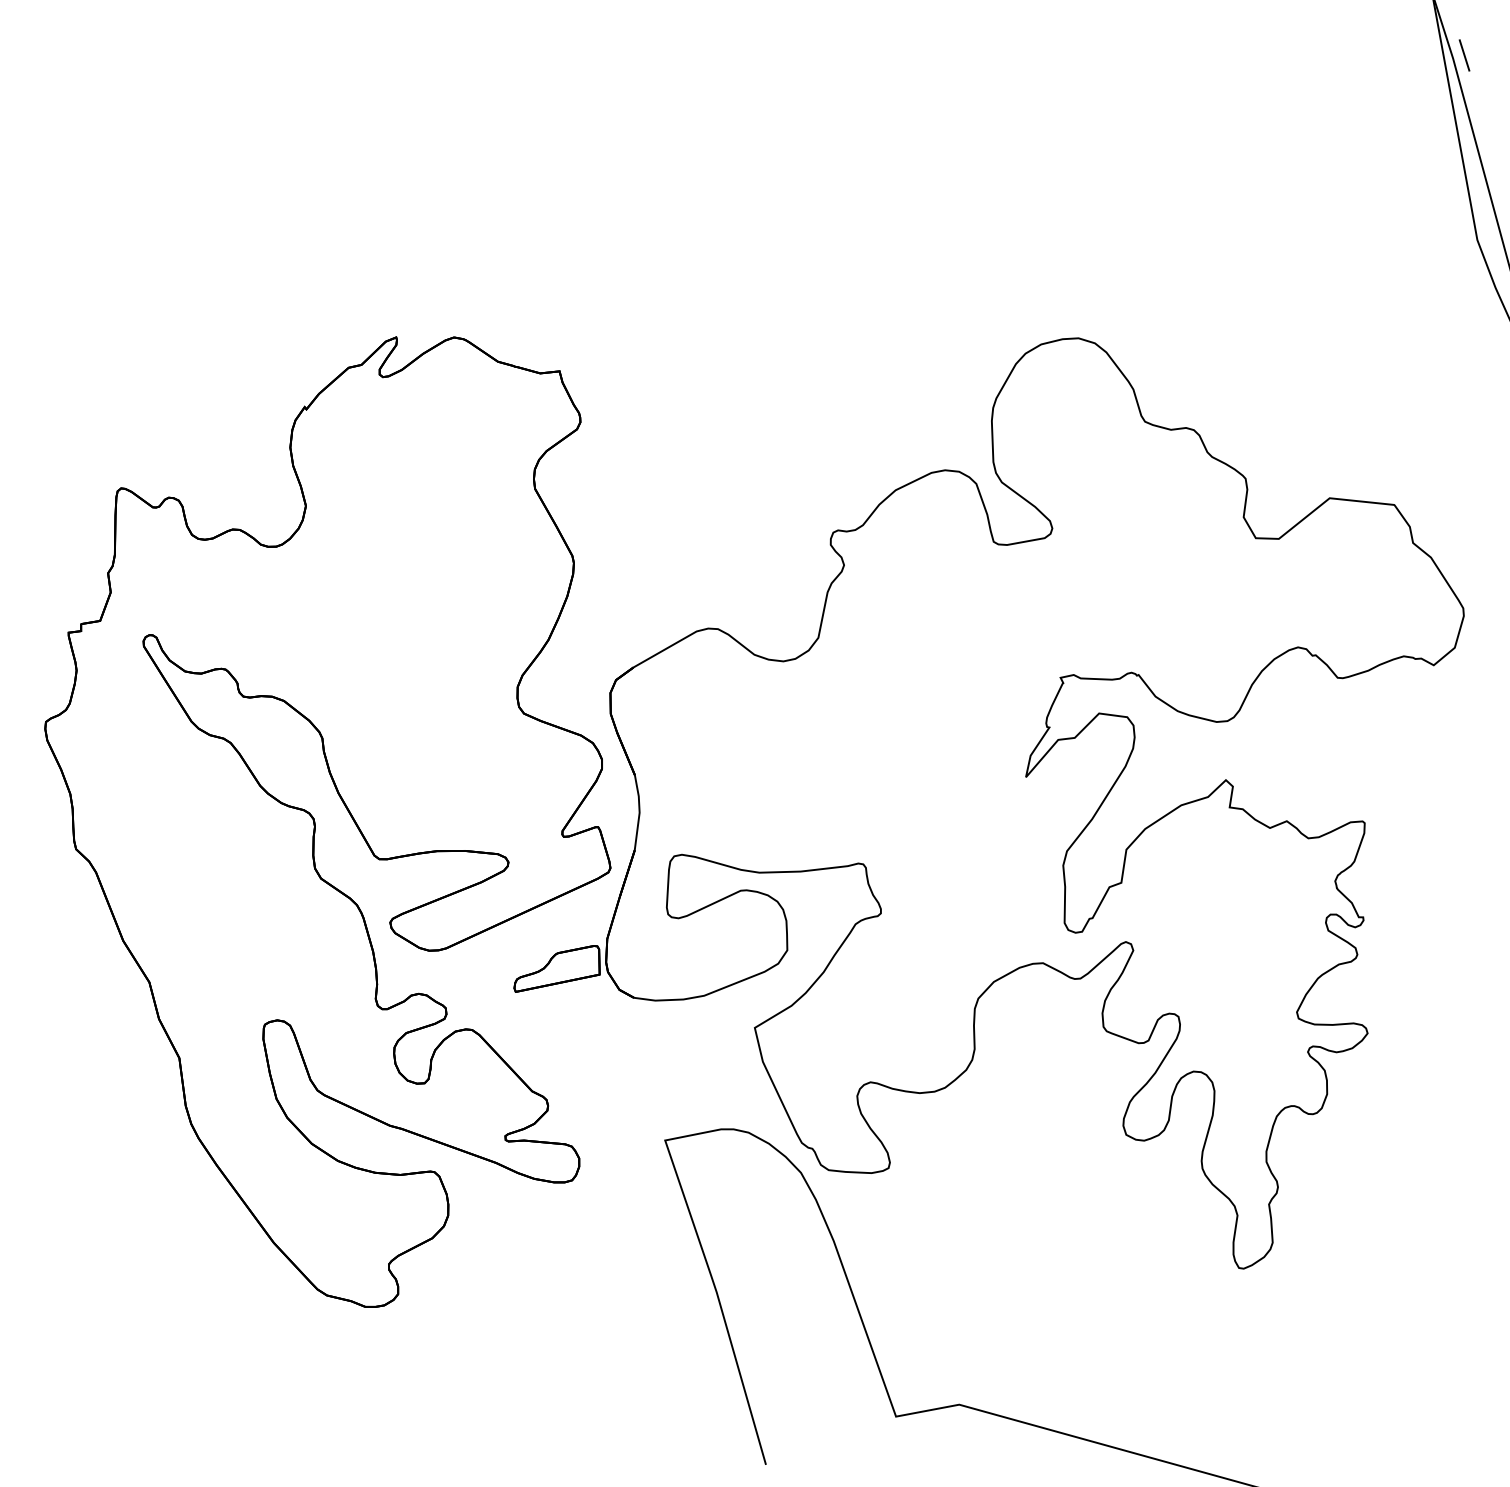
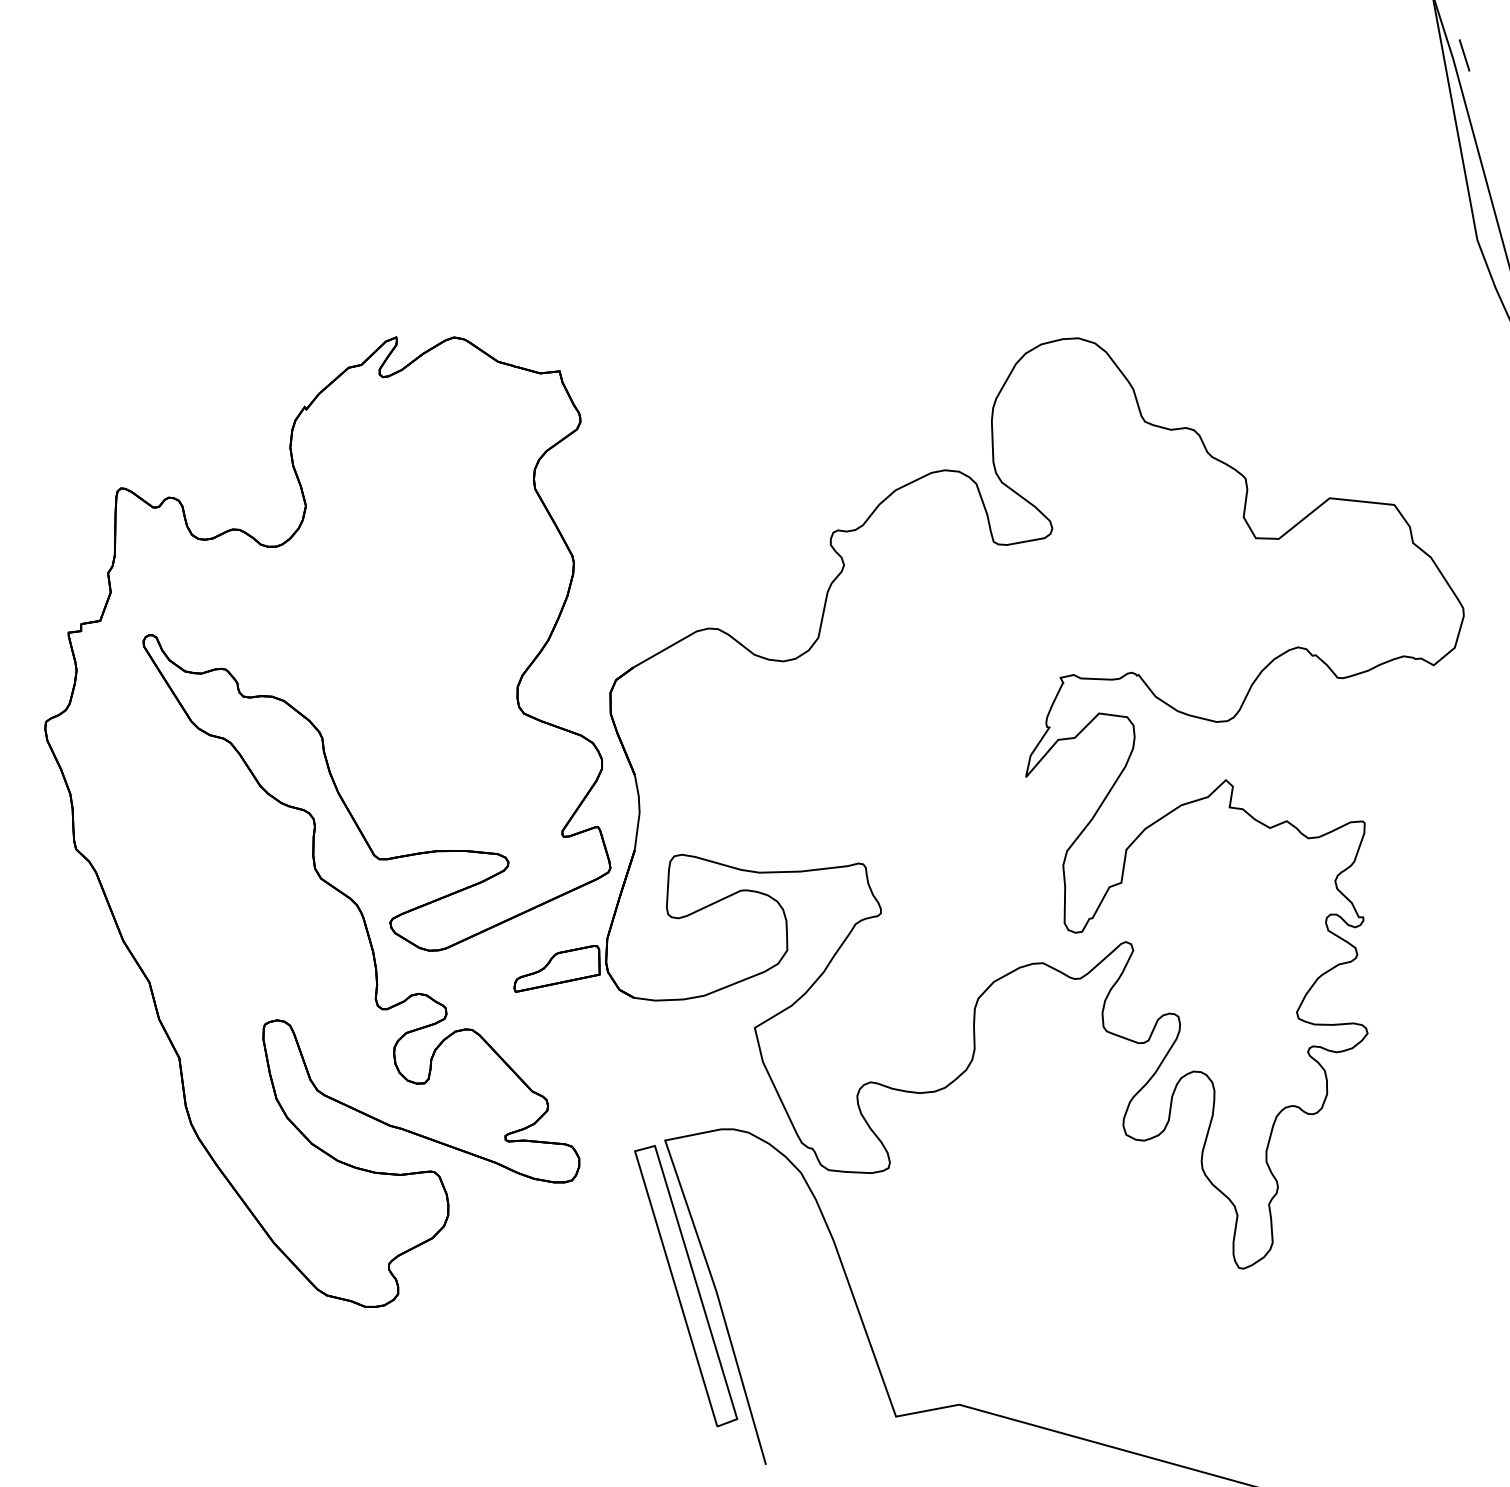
part: none -> present (686, 1286)
